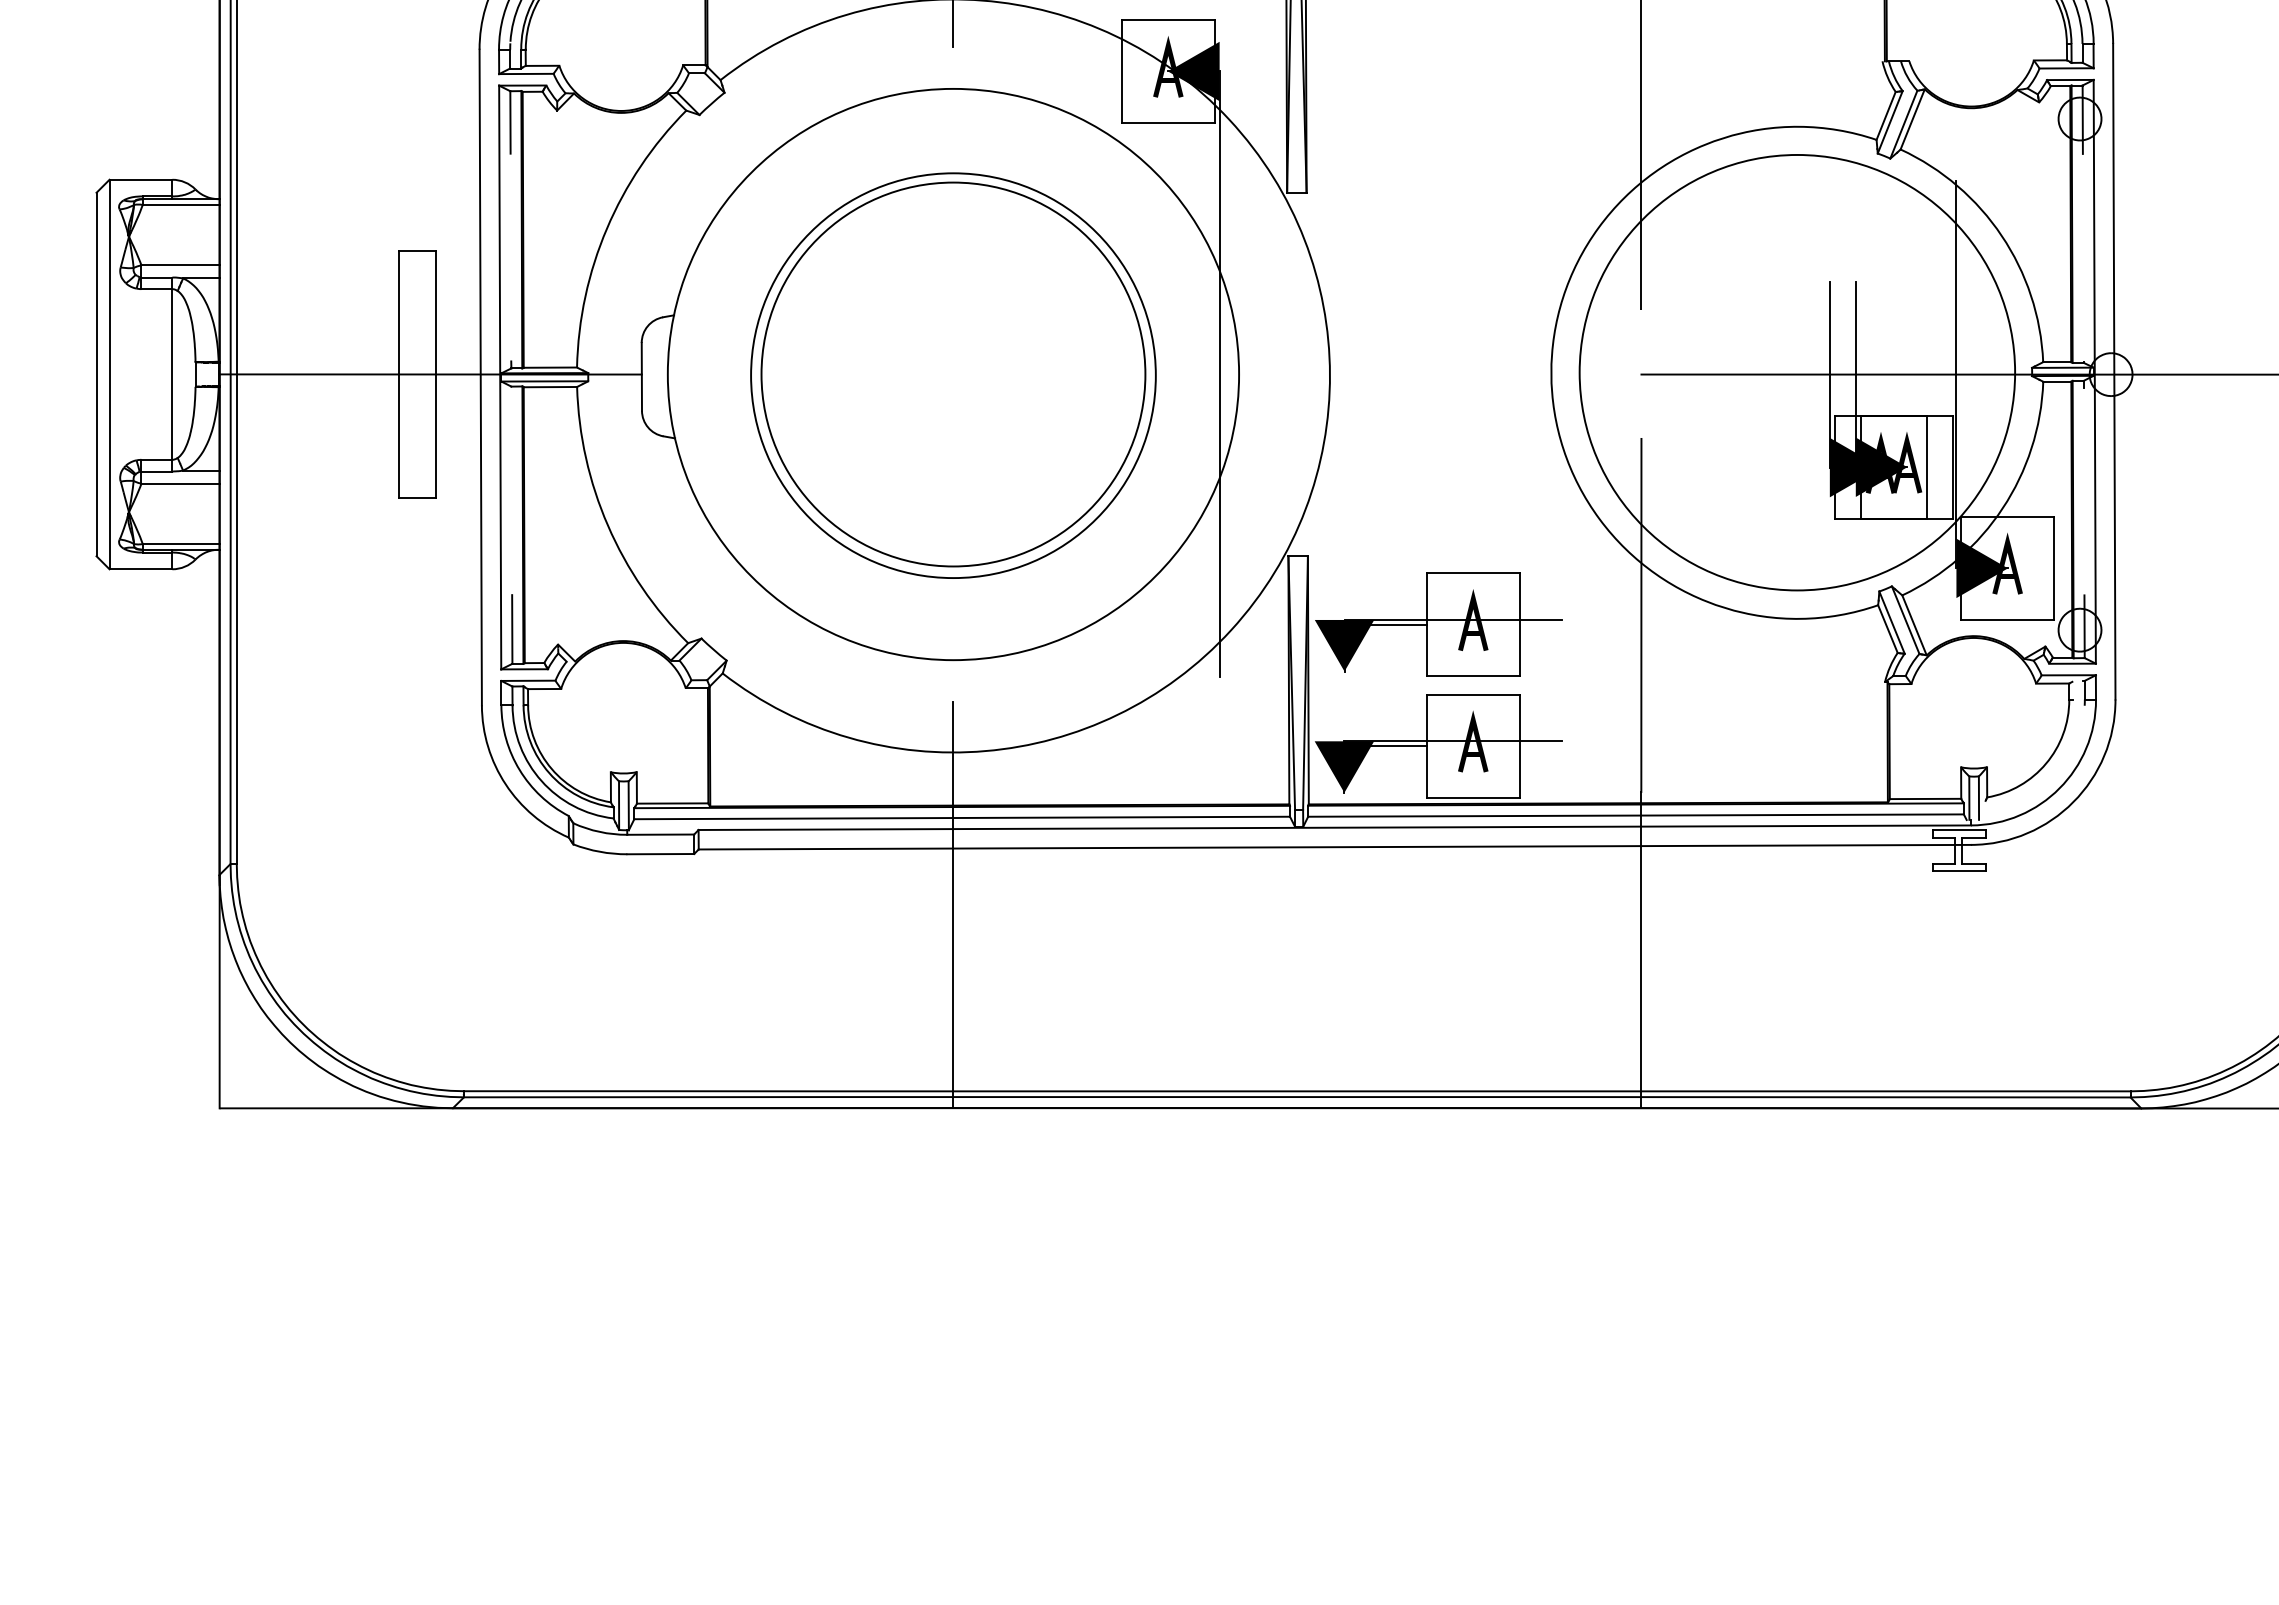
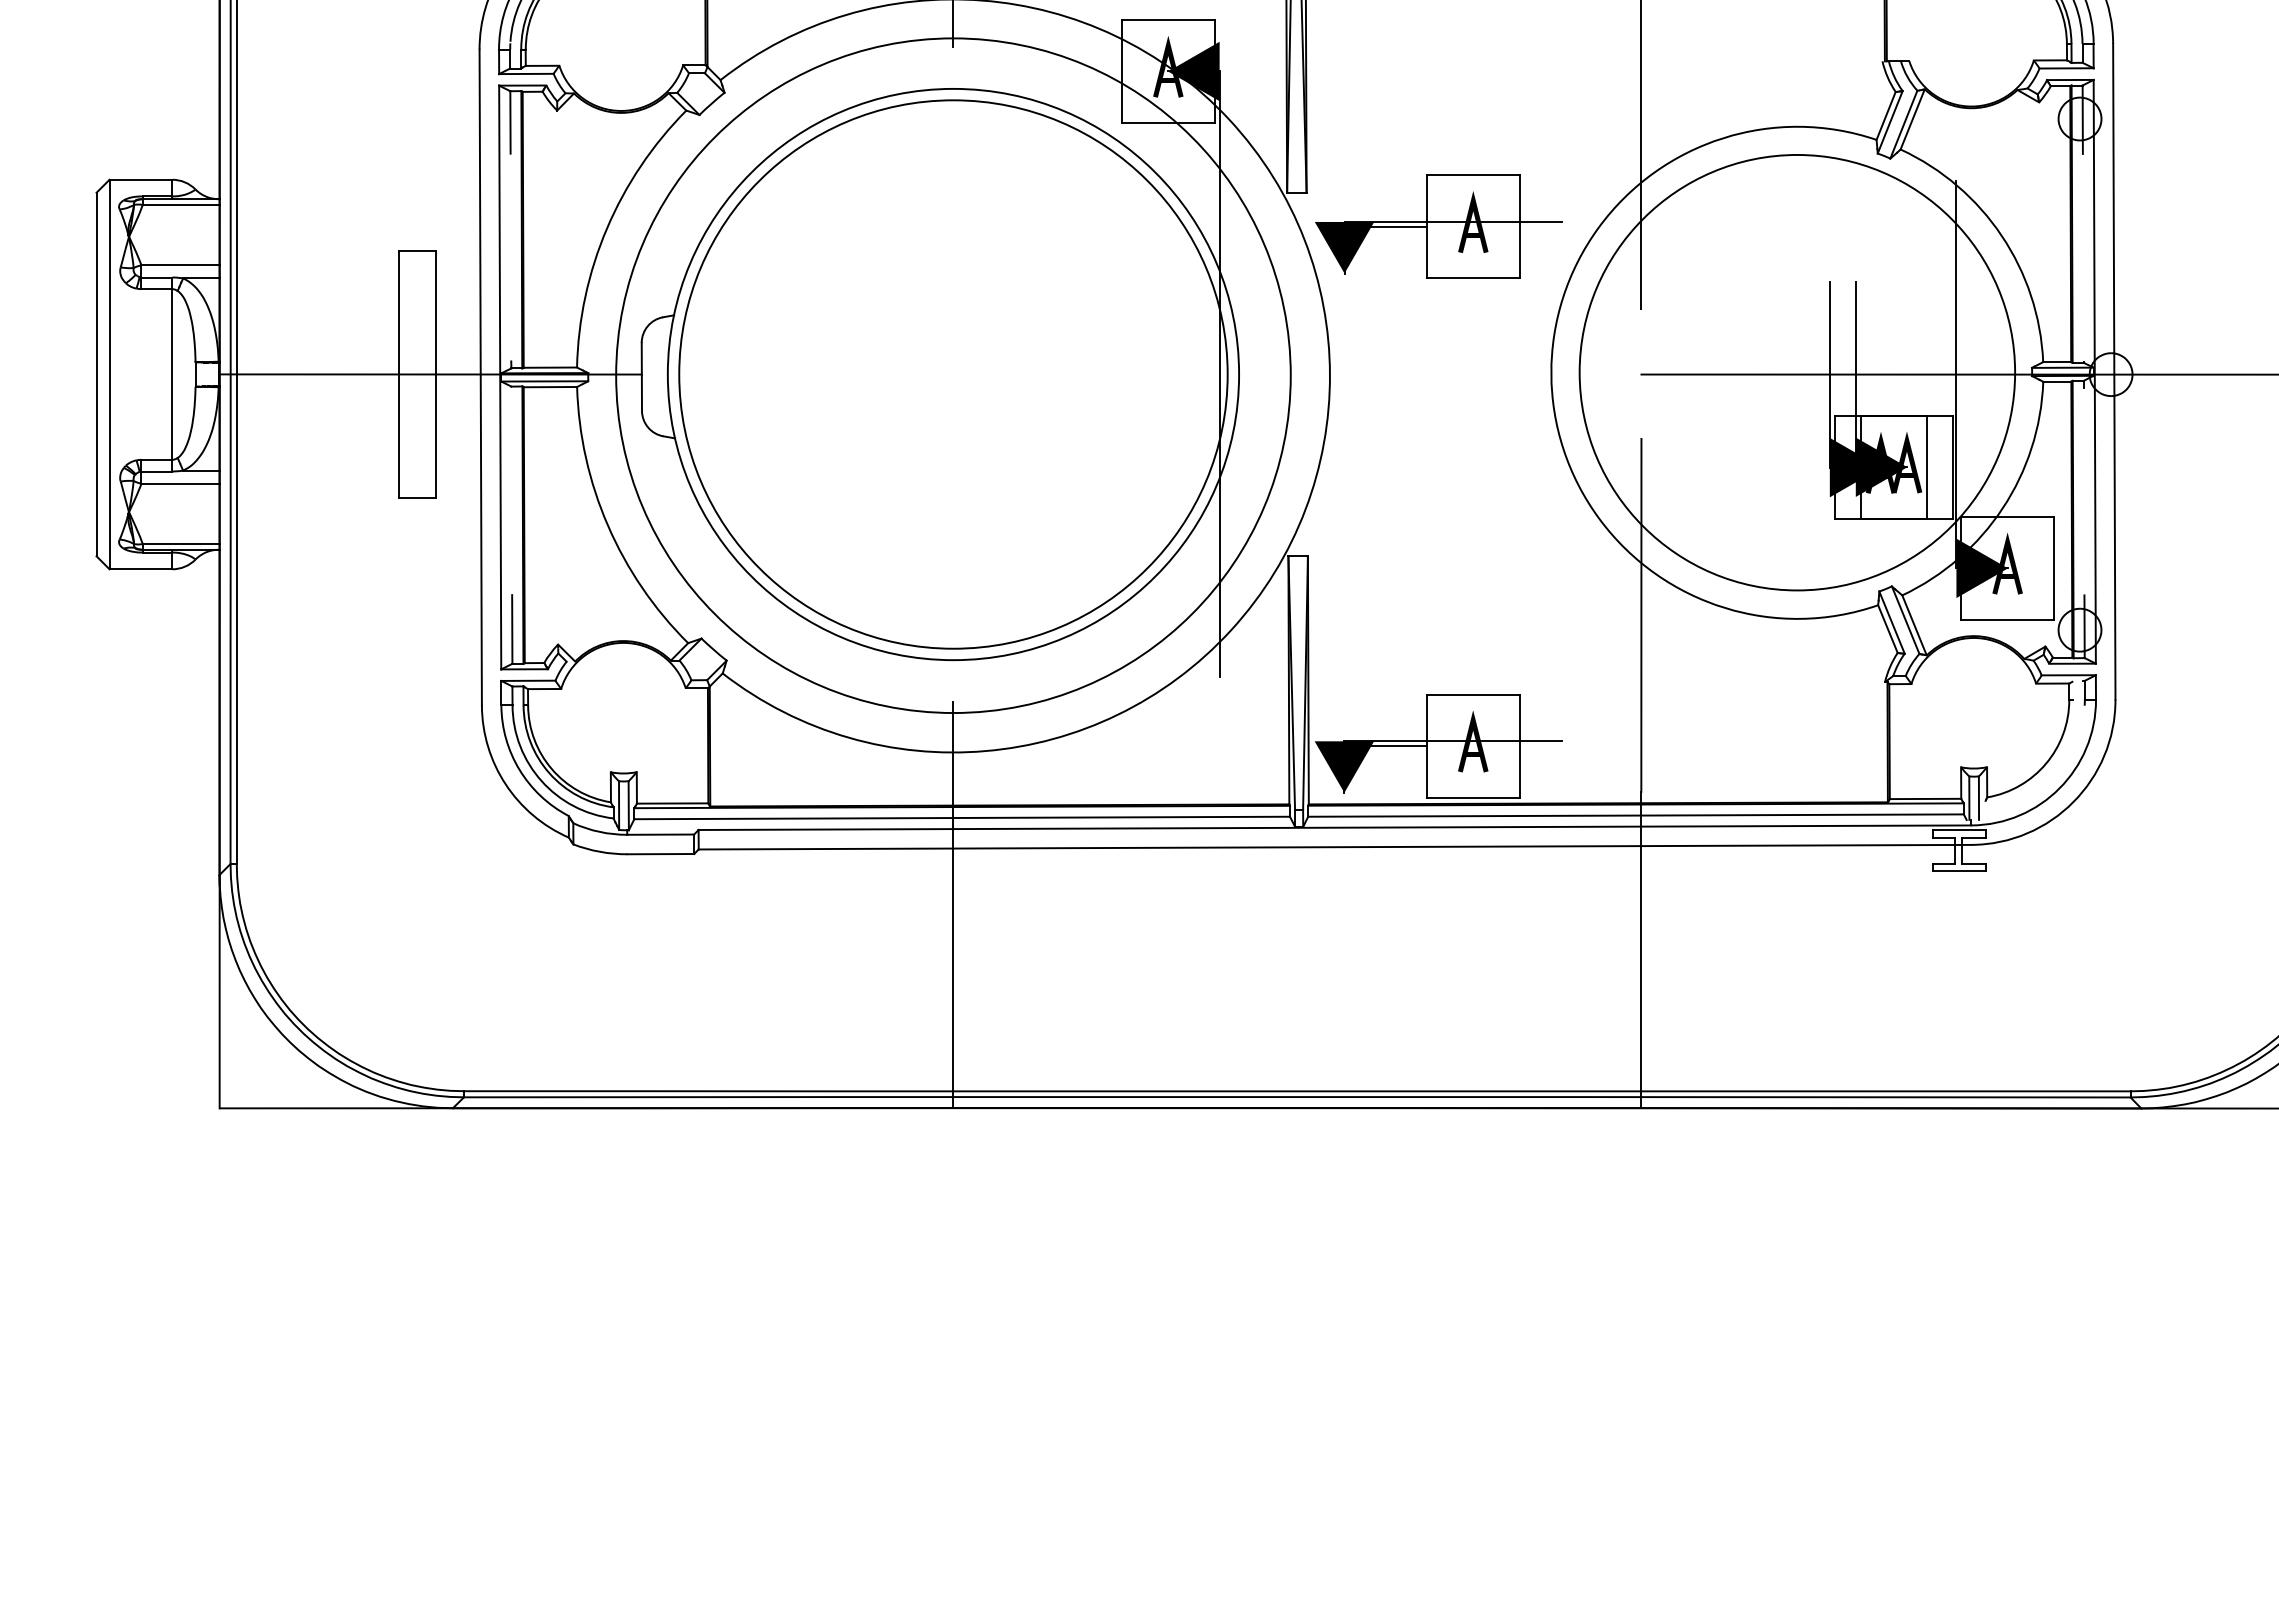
circle diameter: 384 px -> 548 px (953, 374)
circle diameter: 405 px -> 675 px (953, 375)
part position: (1438, 624) -> (1438, 226) (1438, 226)
